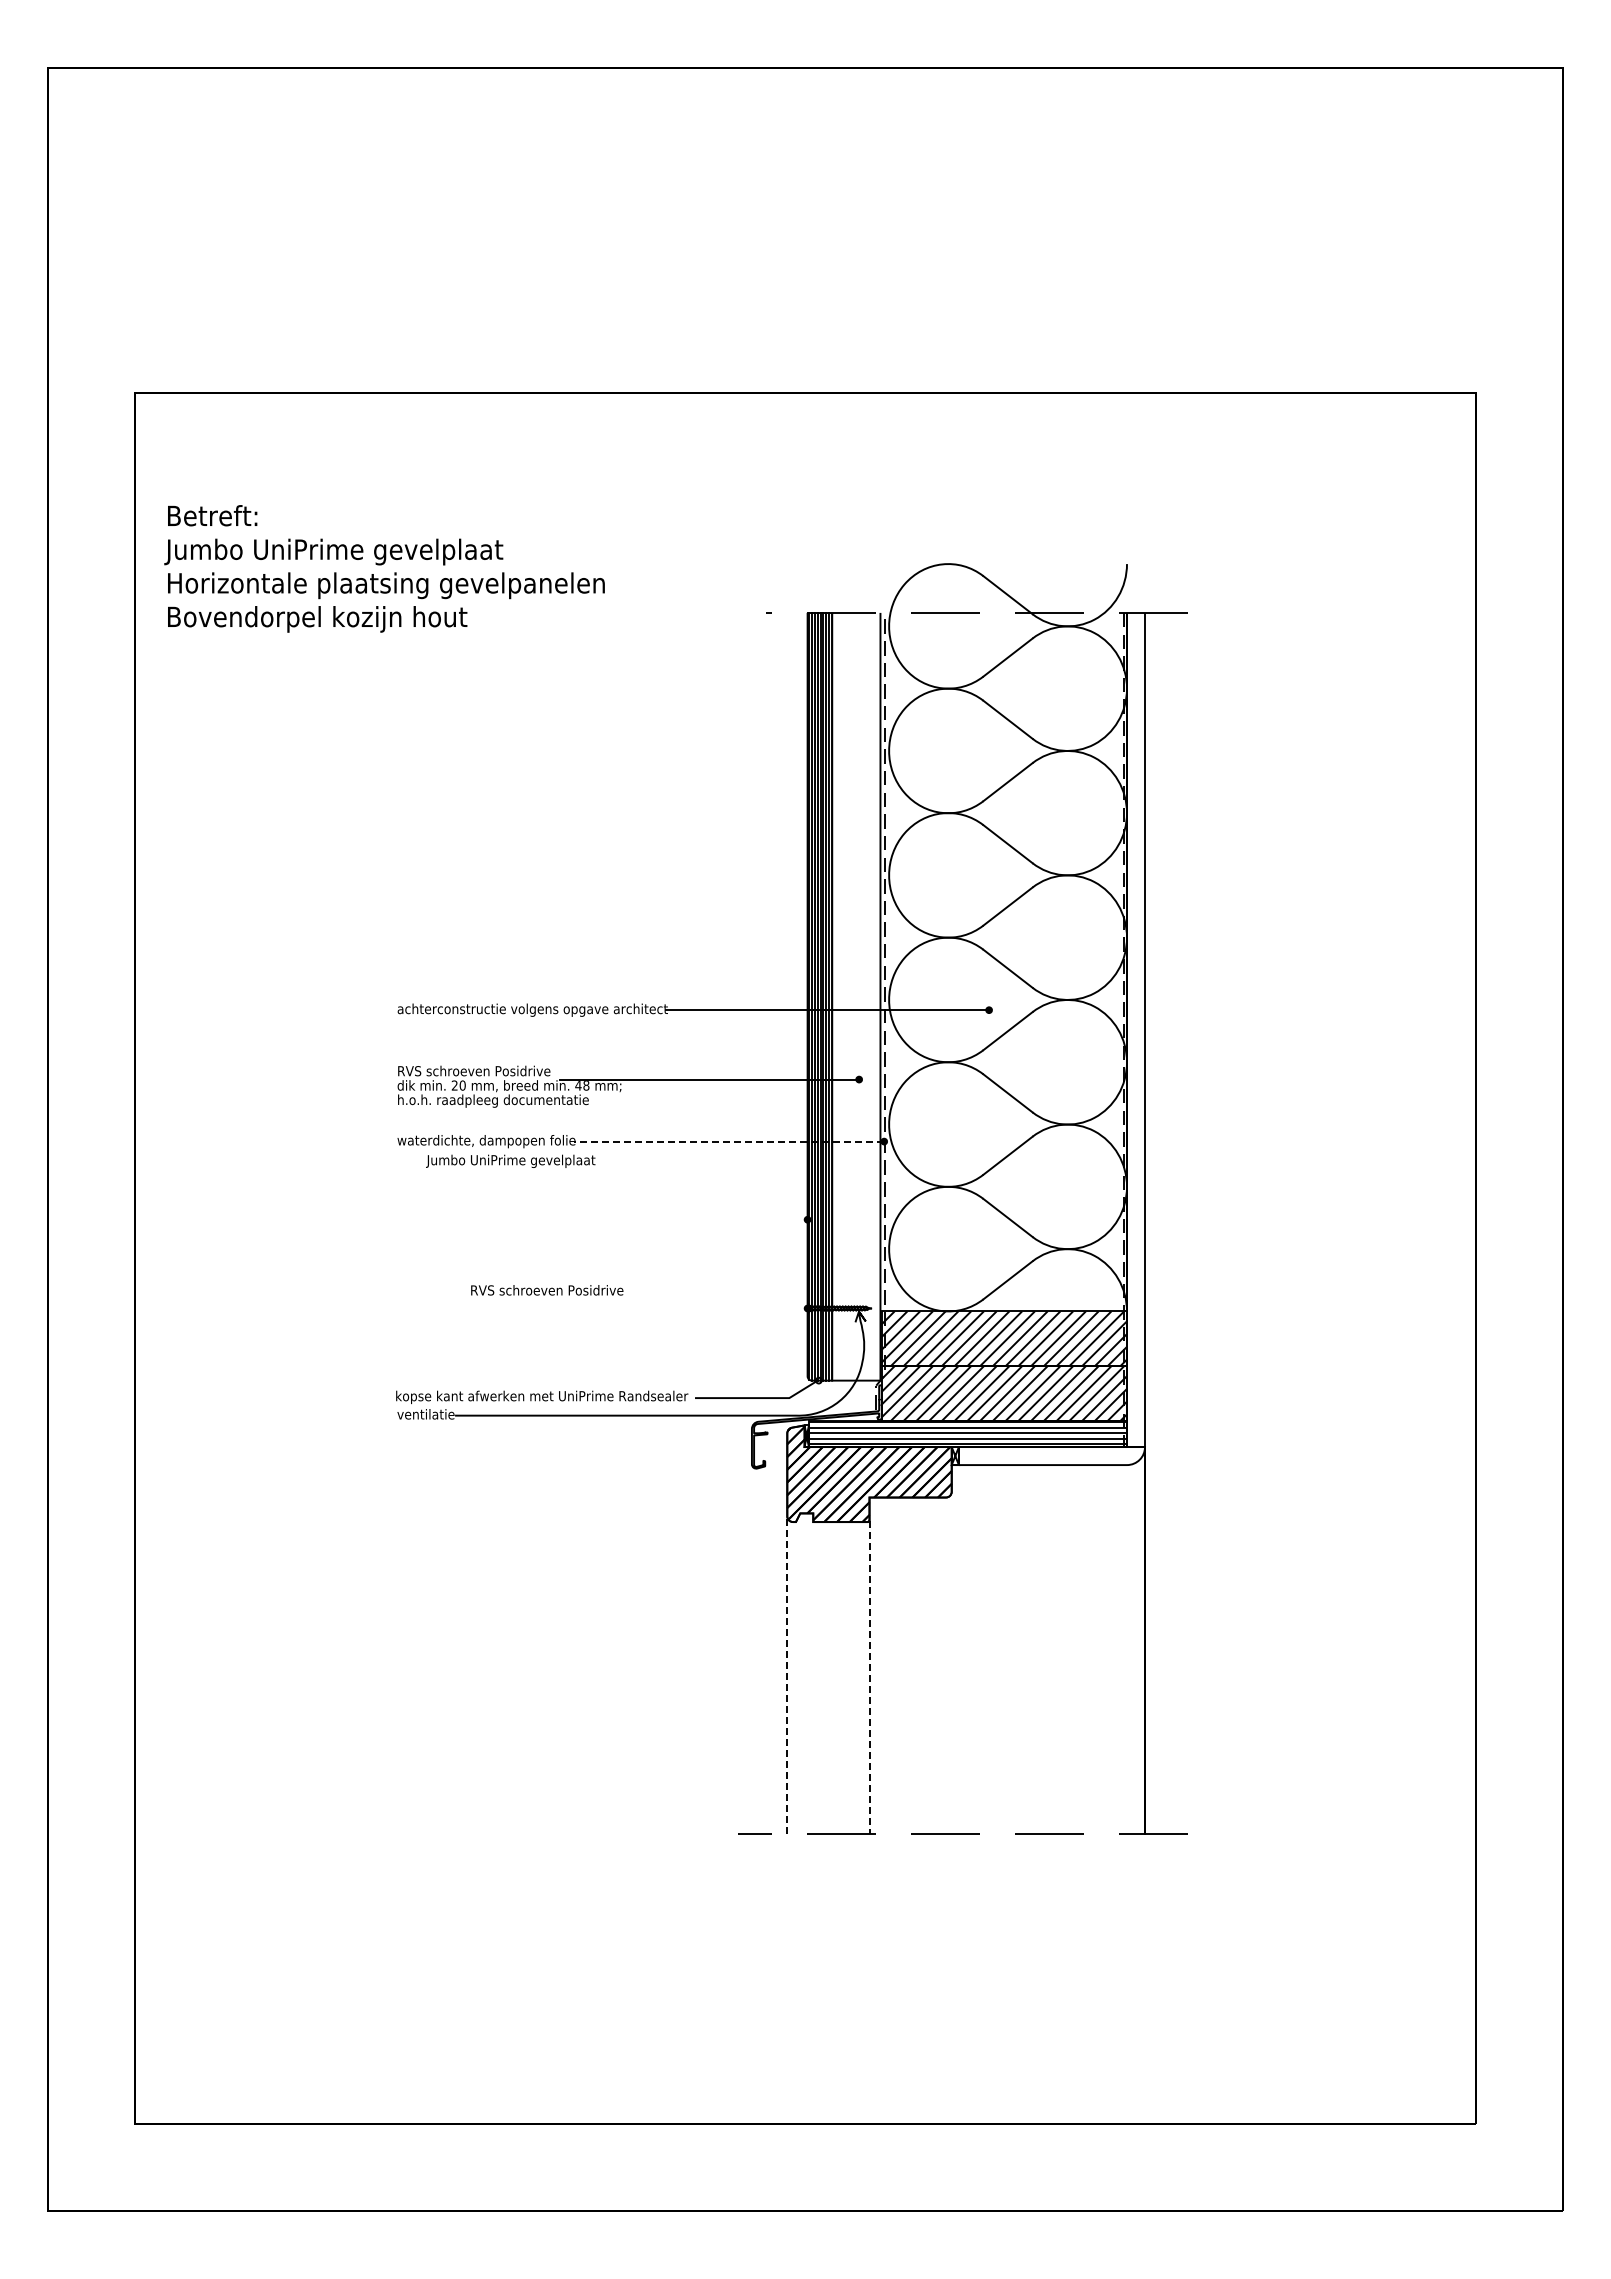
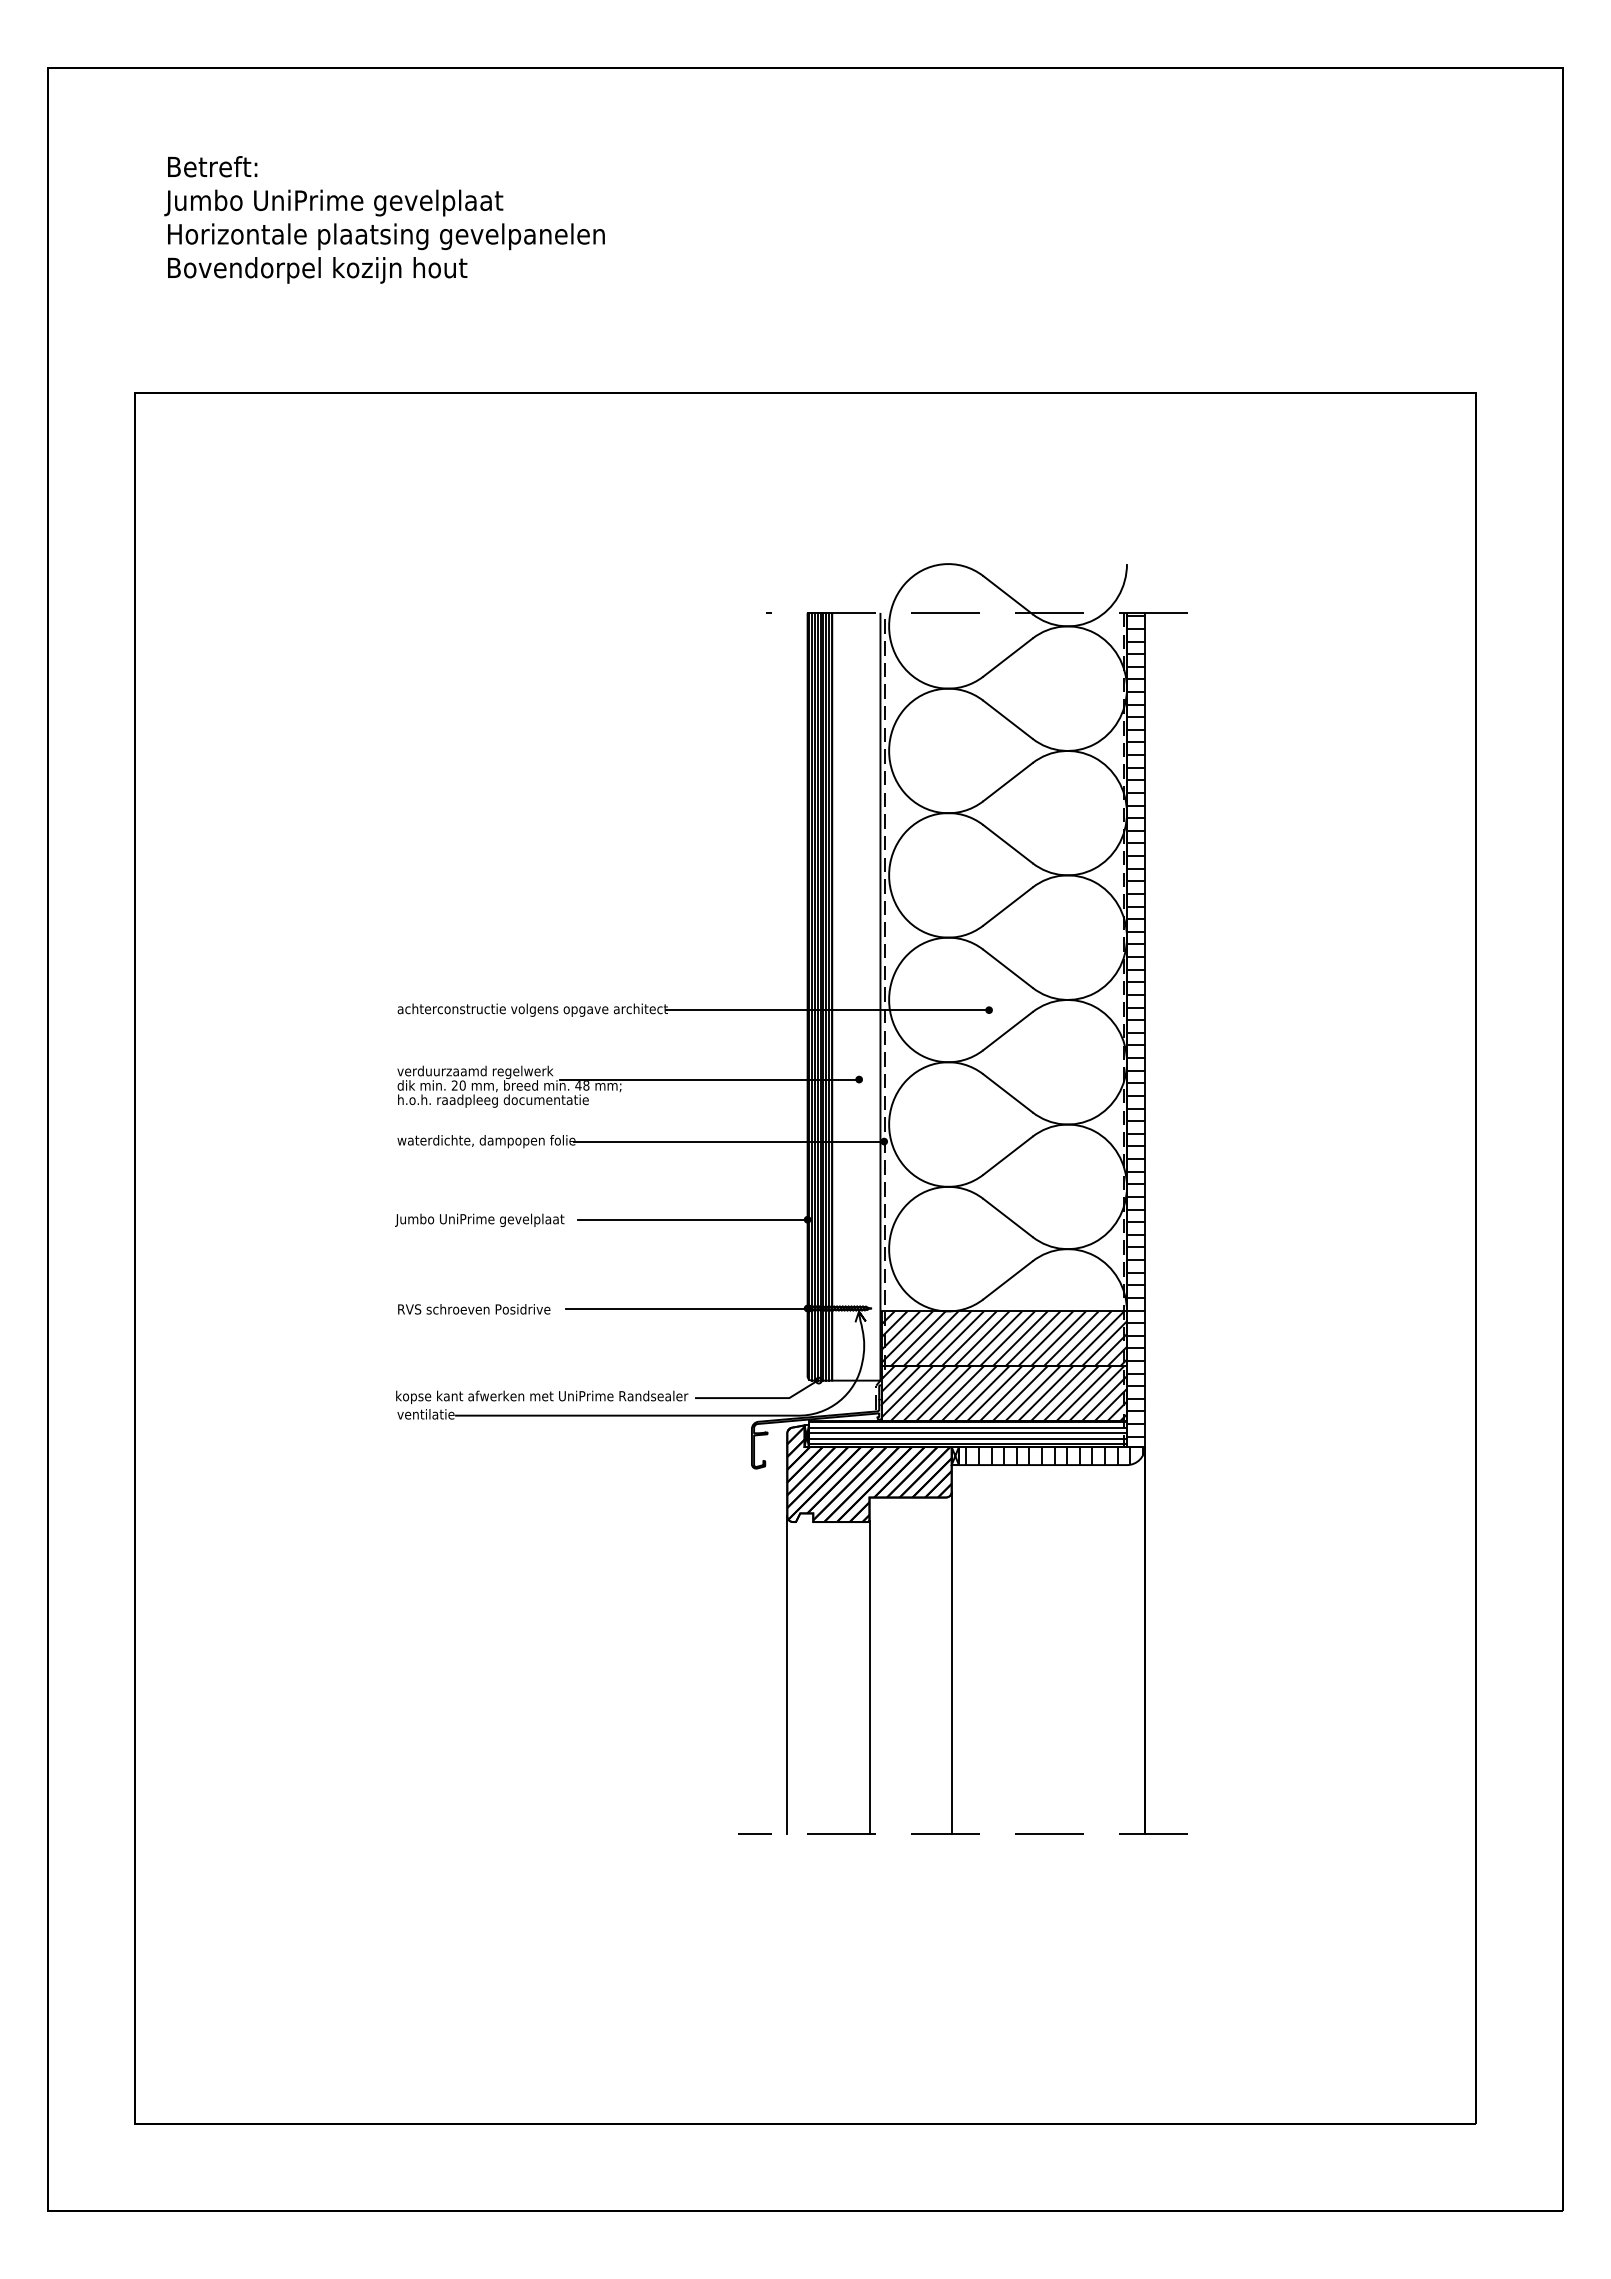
text position: (384, 568) -> (384, 219) (384, 219)
hatch: none -> present (1136, 1026)
text: RVS schroeven Posidrive -> verduurzaamd regelwerk (475, 1071)
line: dashed -> solid (729, 1141)
text position: (510, 1160) -> (479, 1219) (479, 1219)
line: none -> present (693, 1219)
text position: (547, 1290) -> (474, 1309) (474, 1309)
line: none -> present (686, 1308)
hatch: none -> present (1054, 1456)
line: none -> present (951, 1662)
line: dashed -> solid (787, 1675)
line: dashed -> solid (869, 1677)
